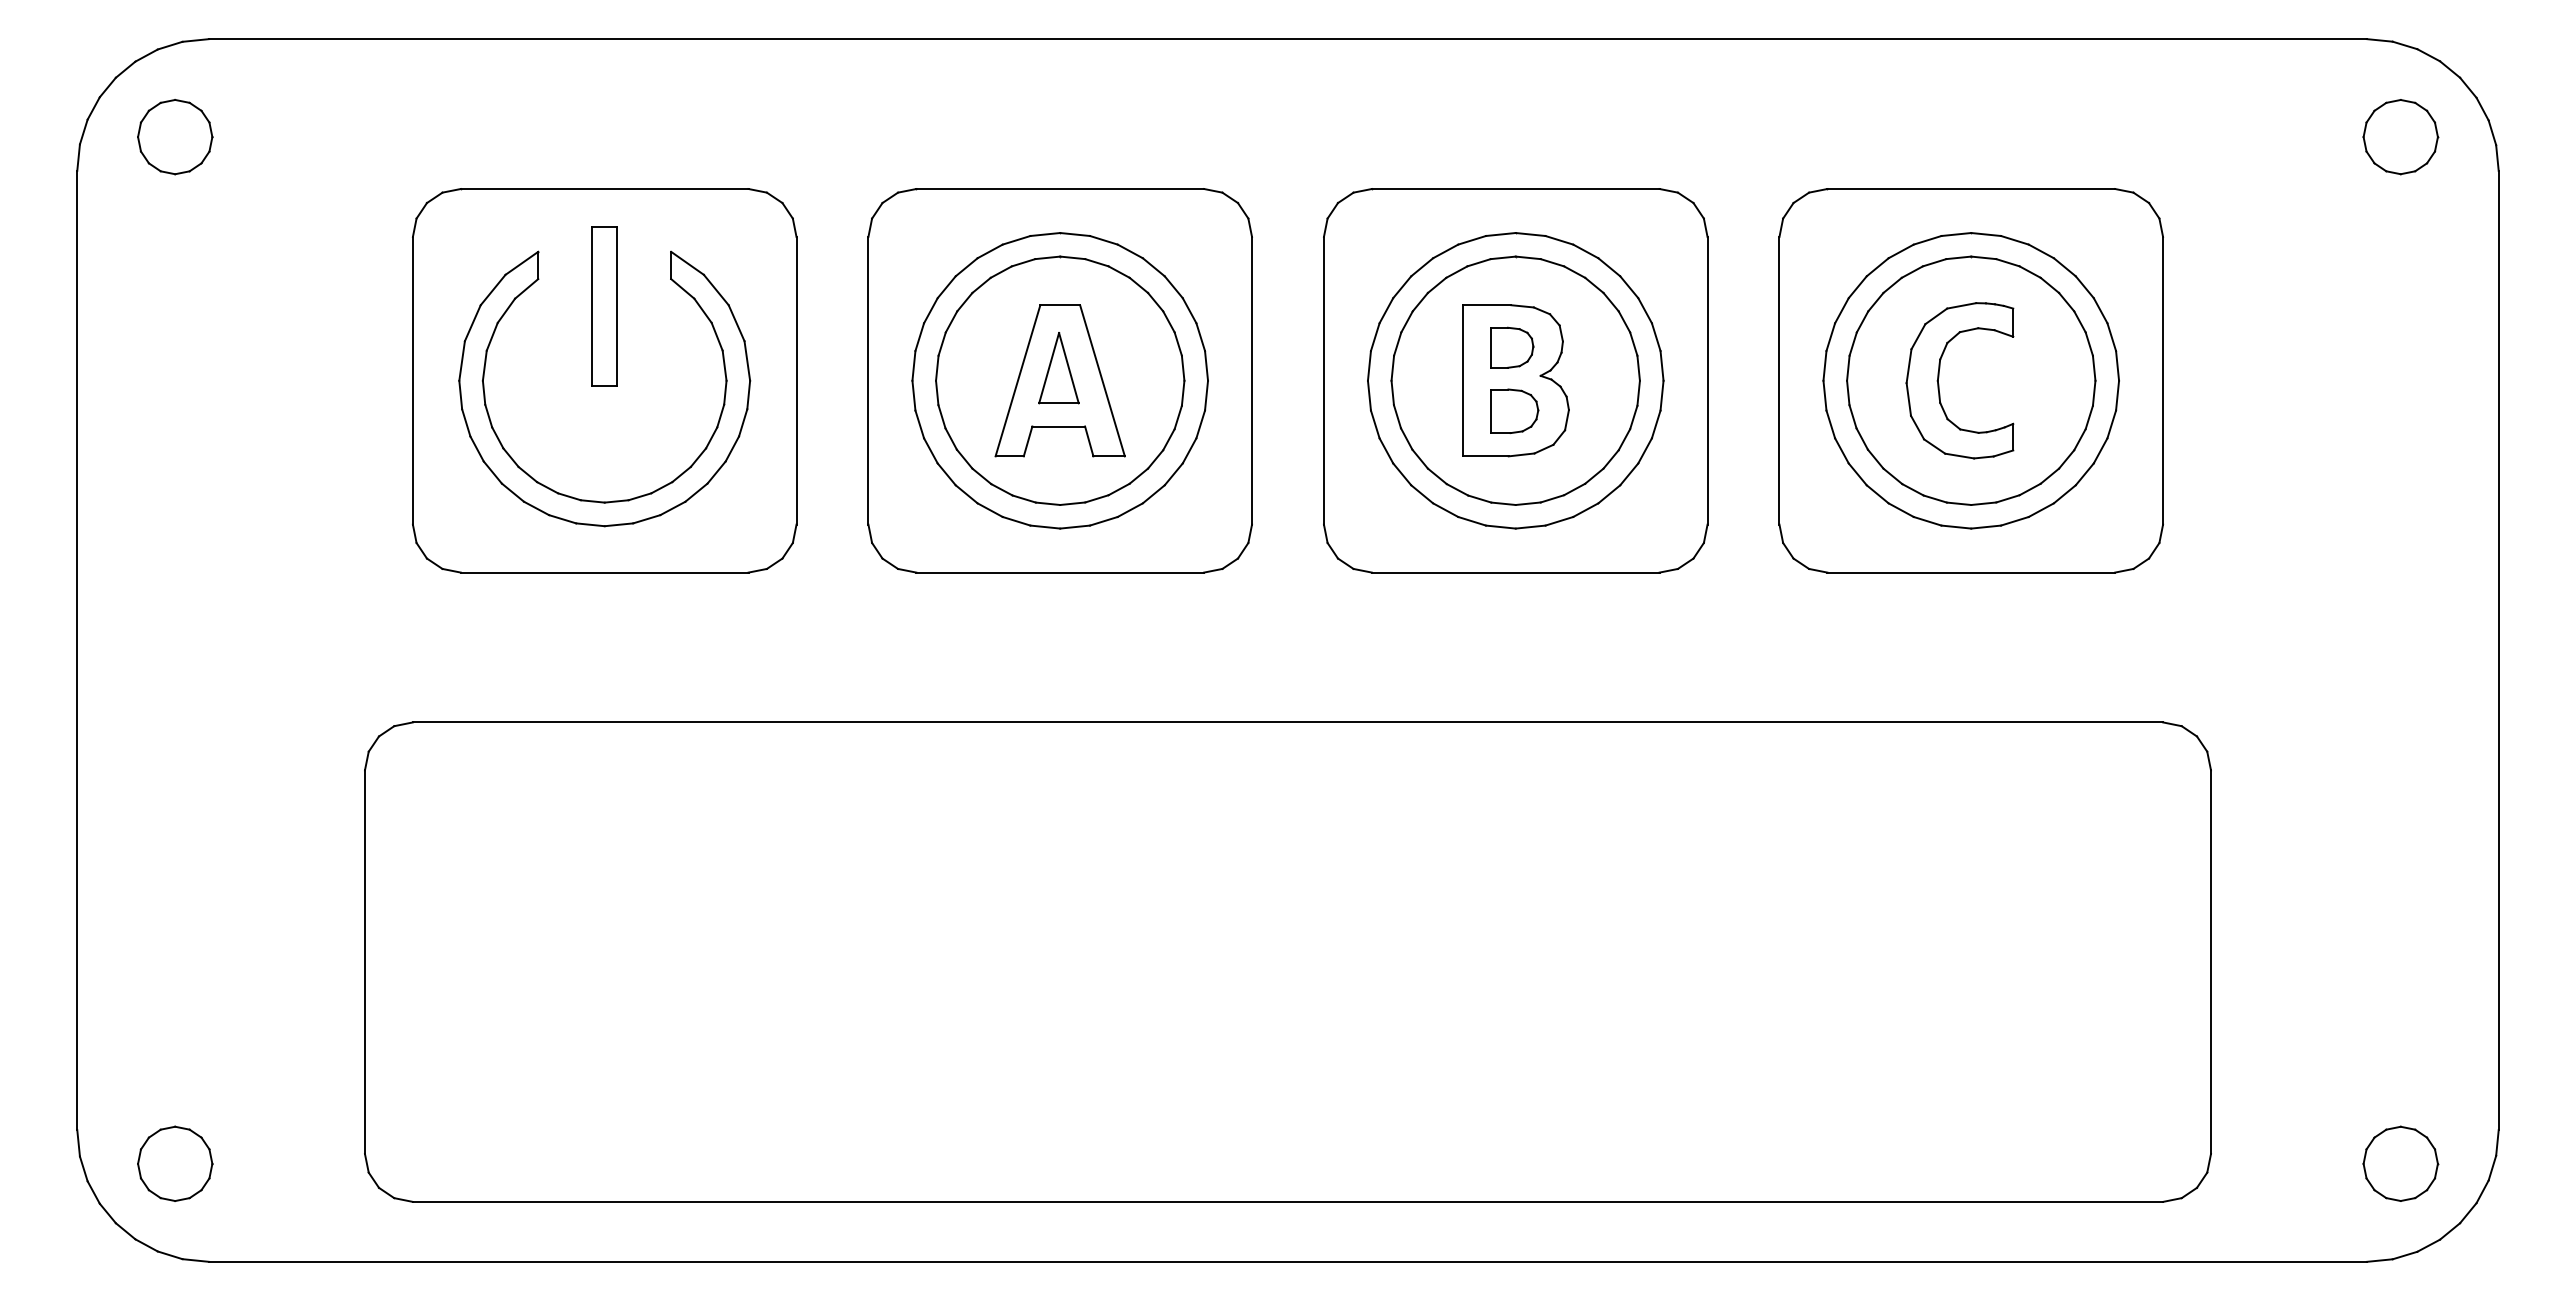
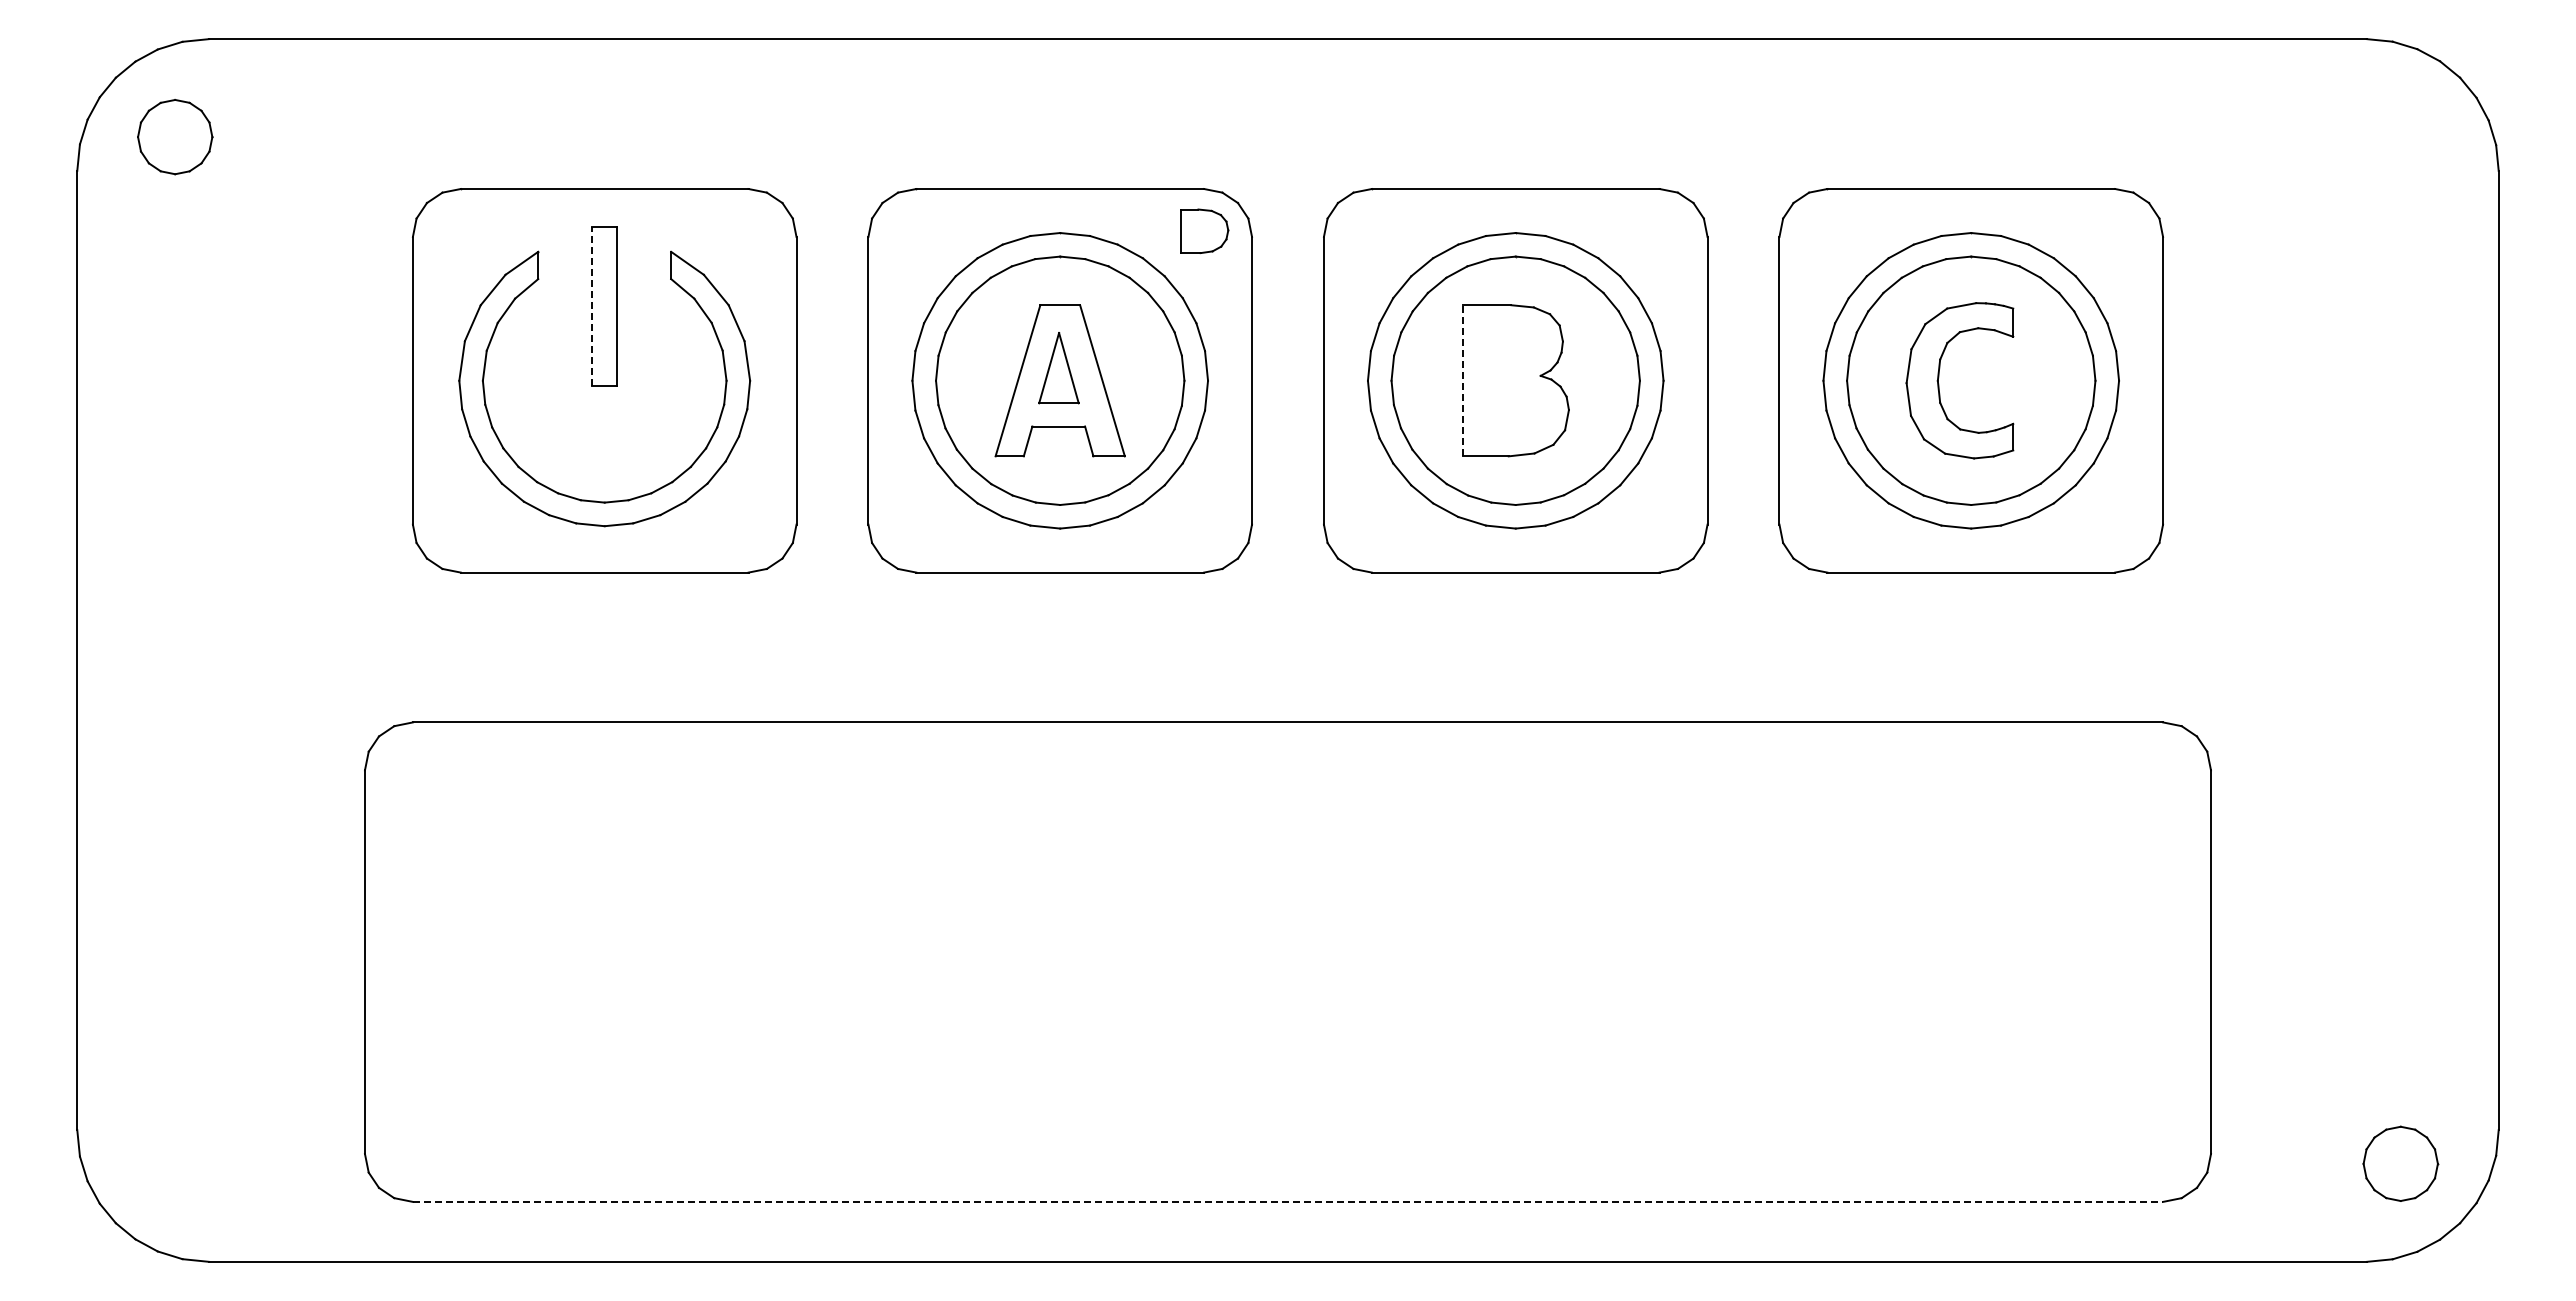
part: present -> none (2400, 137)
line: solid -> dashed (592, 306)
part: present -> none (1512, 347)
line: solid -> dashed (1462, 380)
part position: (1514, 410) -> (1204, 230) (1204, 230)
part: present -> none (175, 1163)
line: solid -> dashed (1288, 1201)
